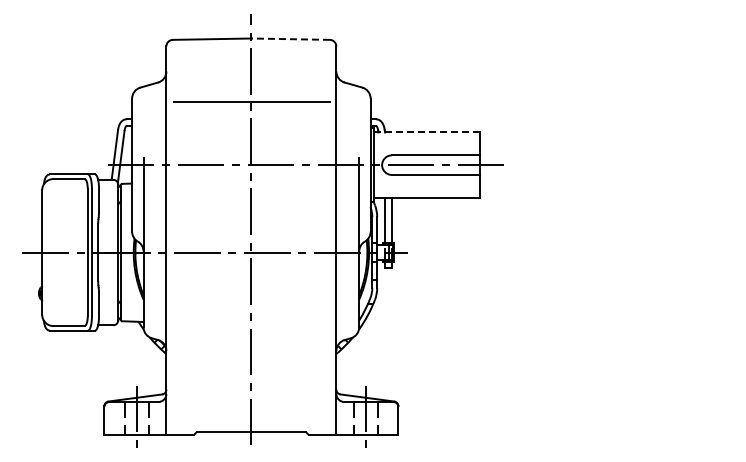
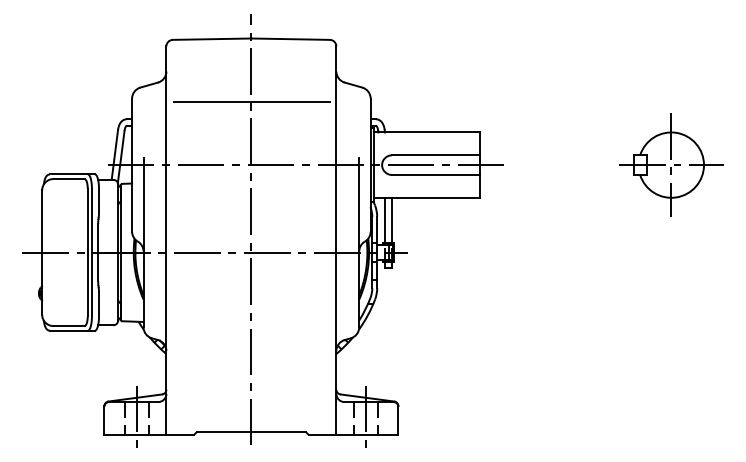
line: dashed -> solid (290, 39)
line: dashed -> solid (427, 132)
part: none -> present (671, 164)
